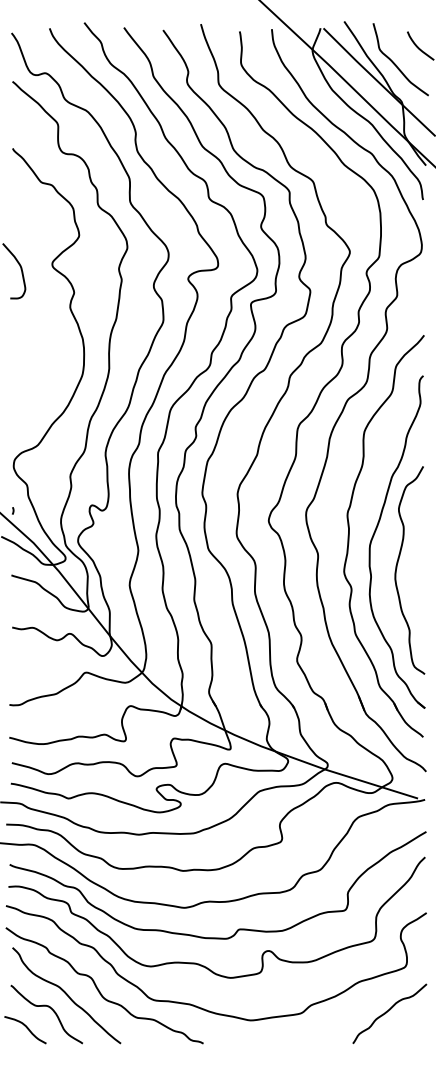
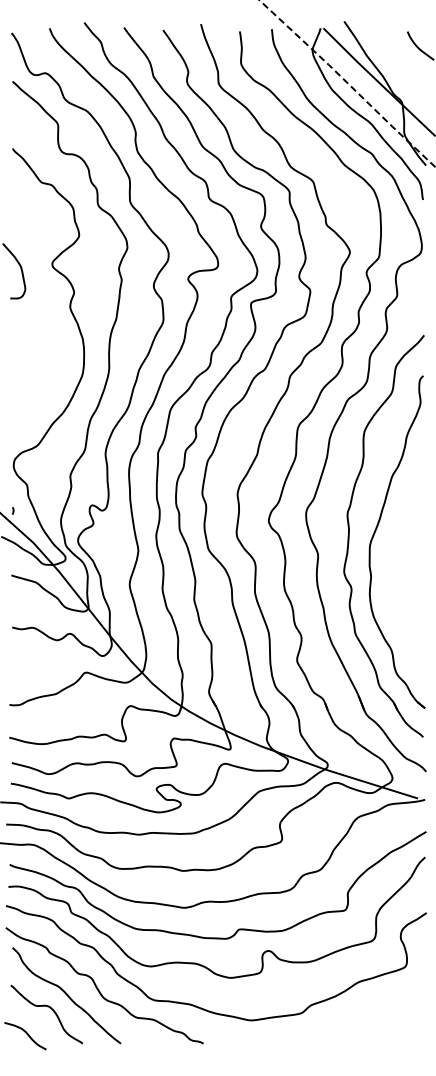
curve: present -> none (395, 63)
line: solid -> dashed (347, 83)
curve: present -> none (397, 568)
curve: present -> none (388, 1011)
curve position: (26, 1028) -> (26, 1034) (26, 1034)
